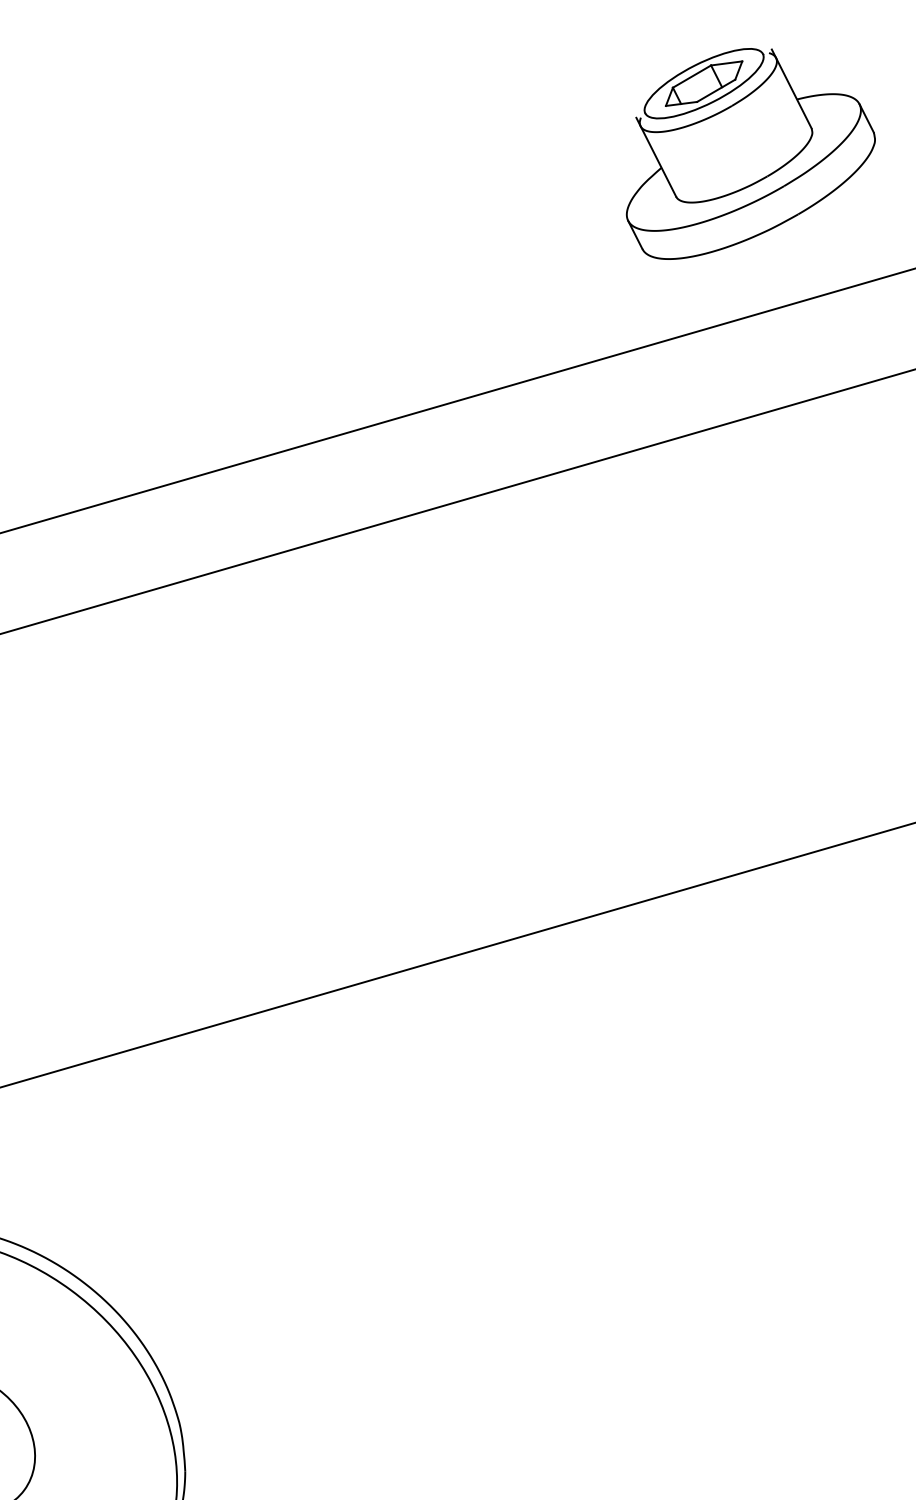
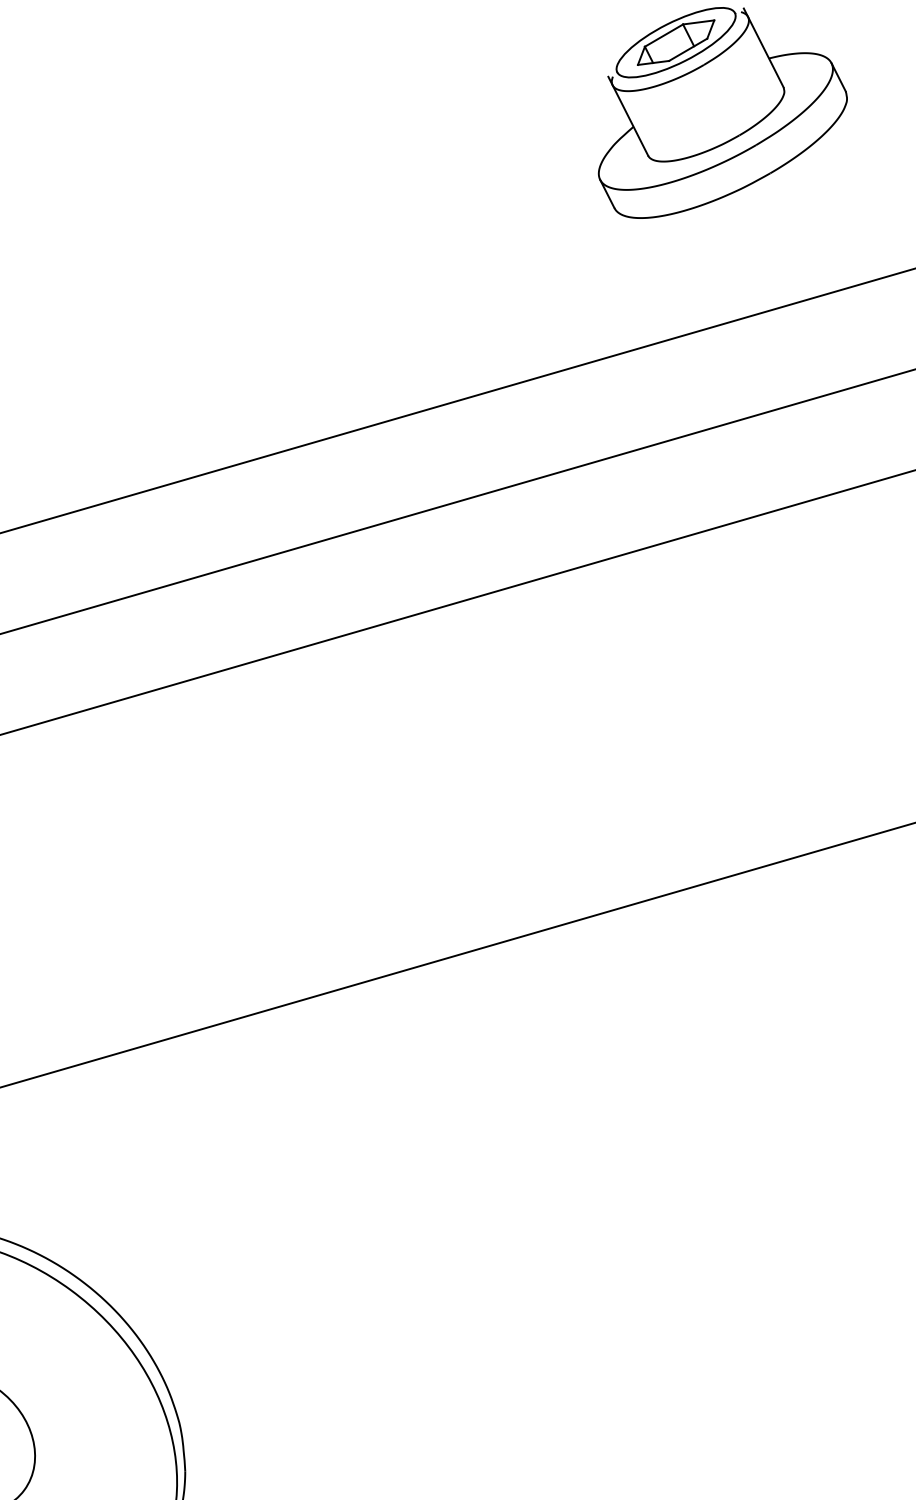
part position: (750, 153) -> (722, 112) (722, 112)
line: none -> present (457, 602)
